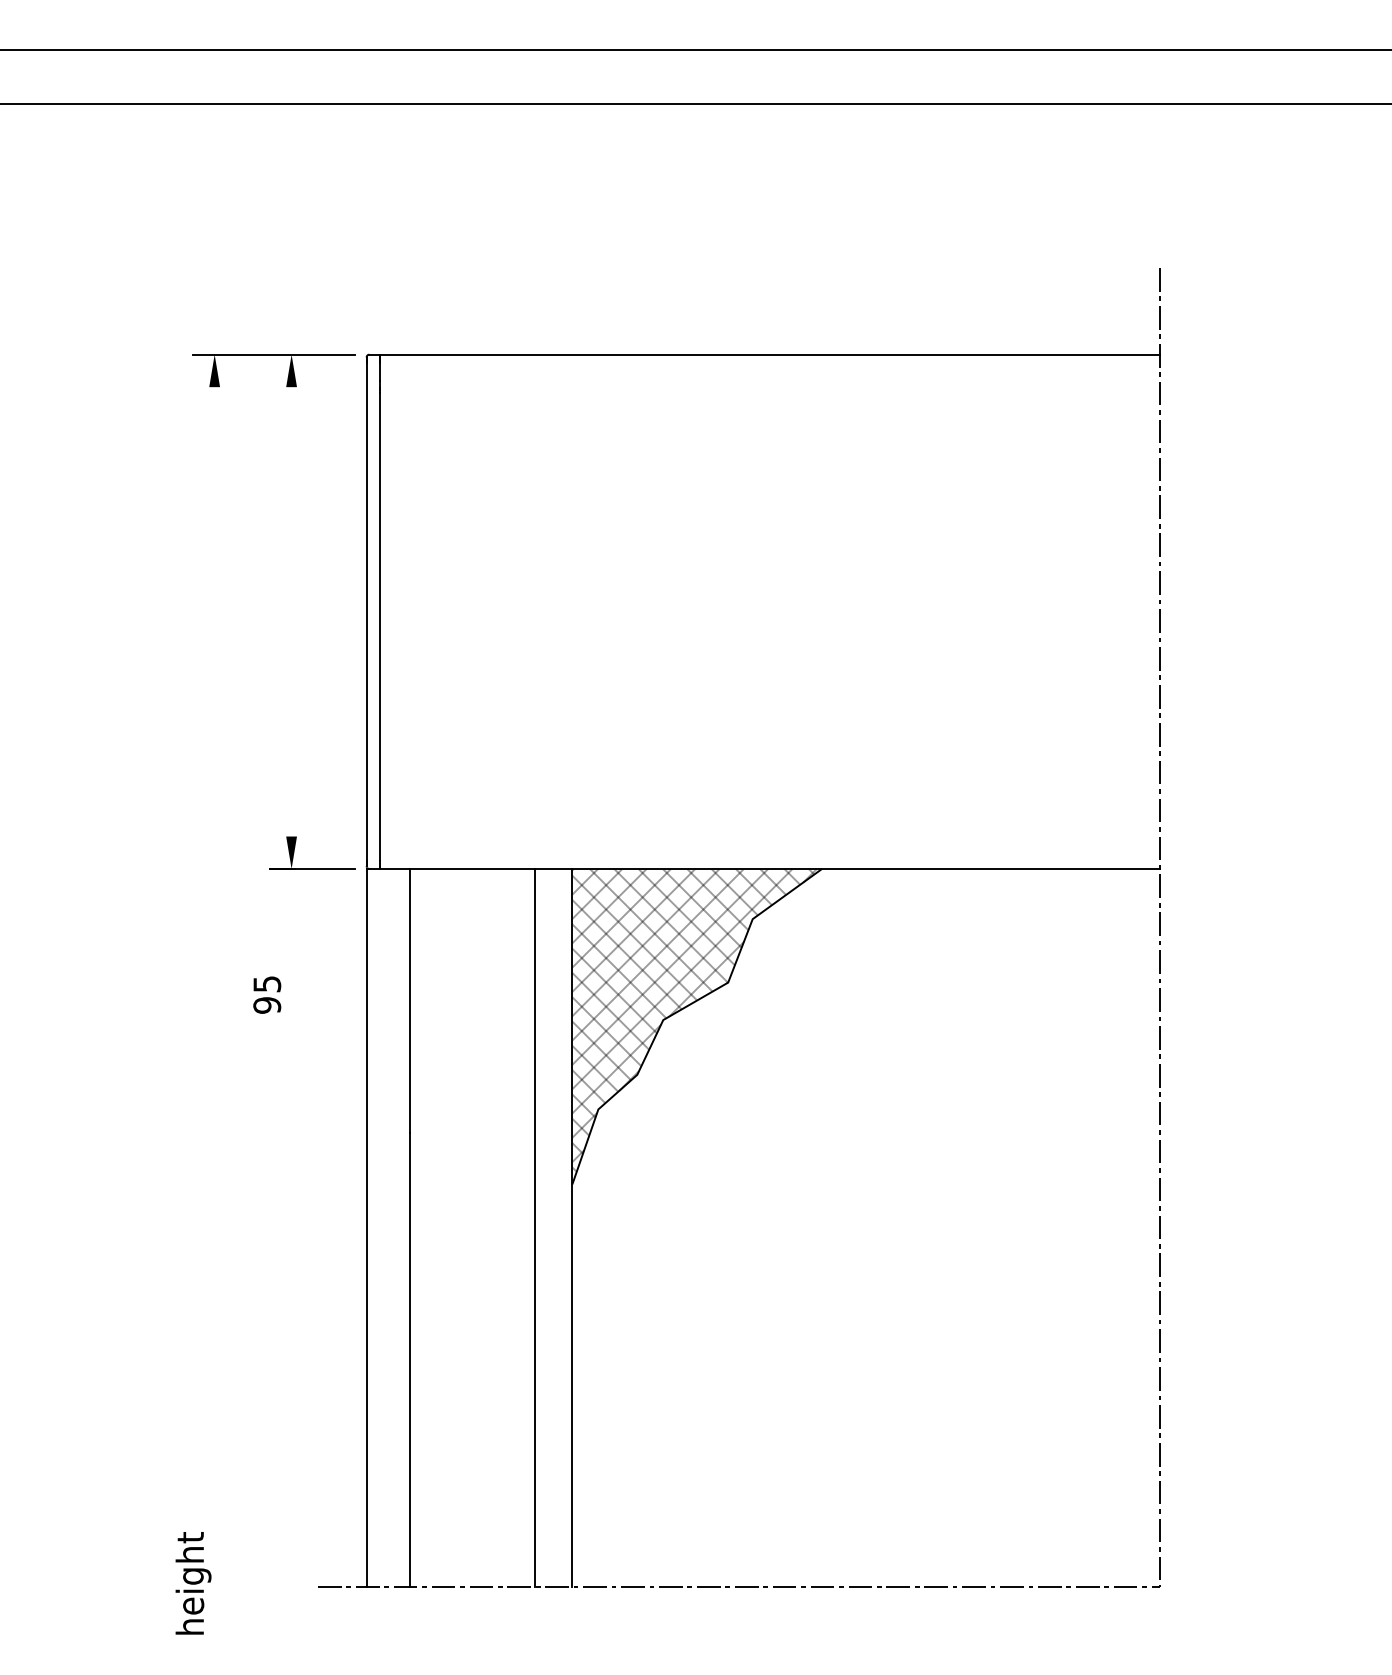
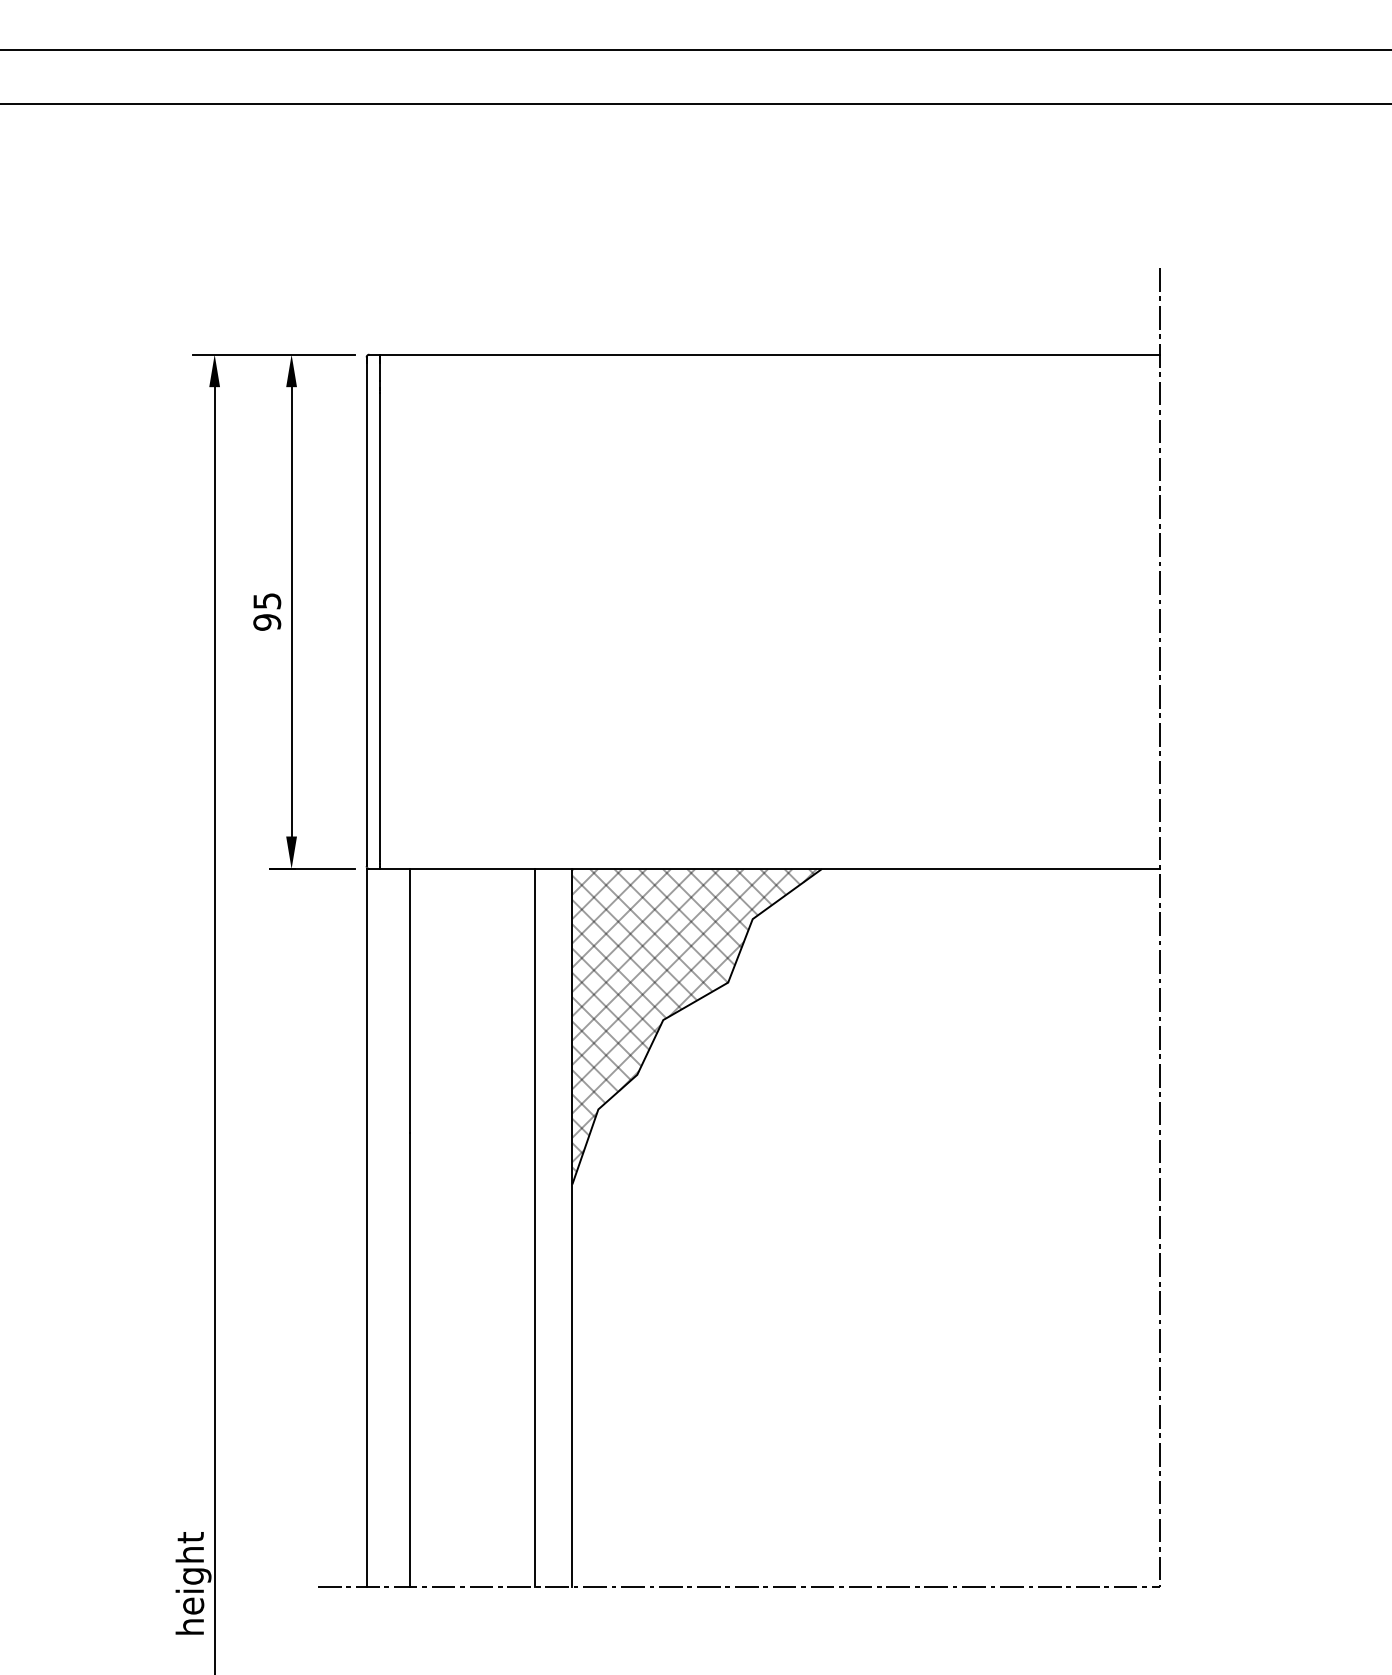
line: none -> present (291, 611)
text position: (267, 994) -> (267, 611) (267, 611)
line: none -> present (214, 1029)
